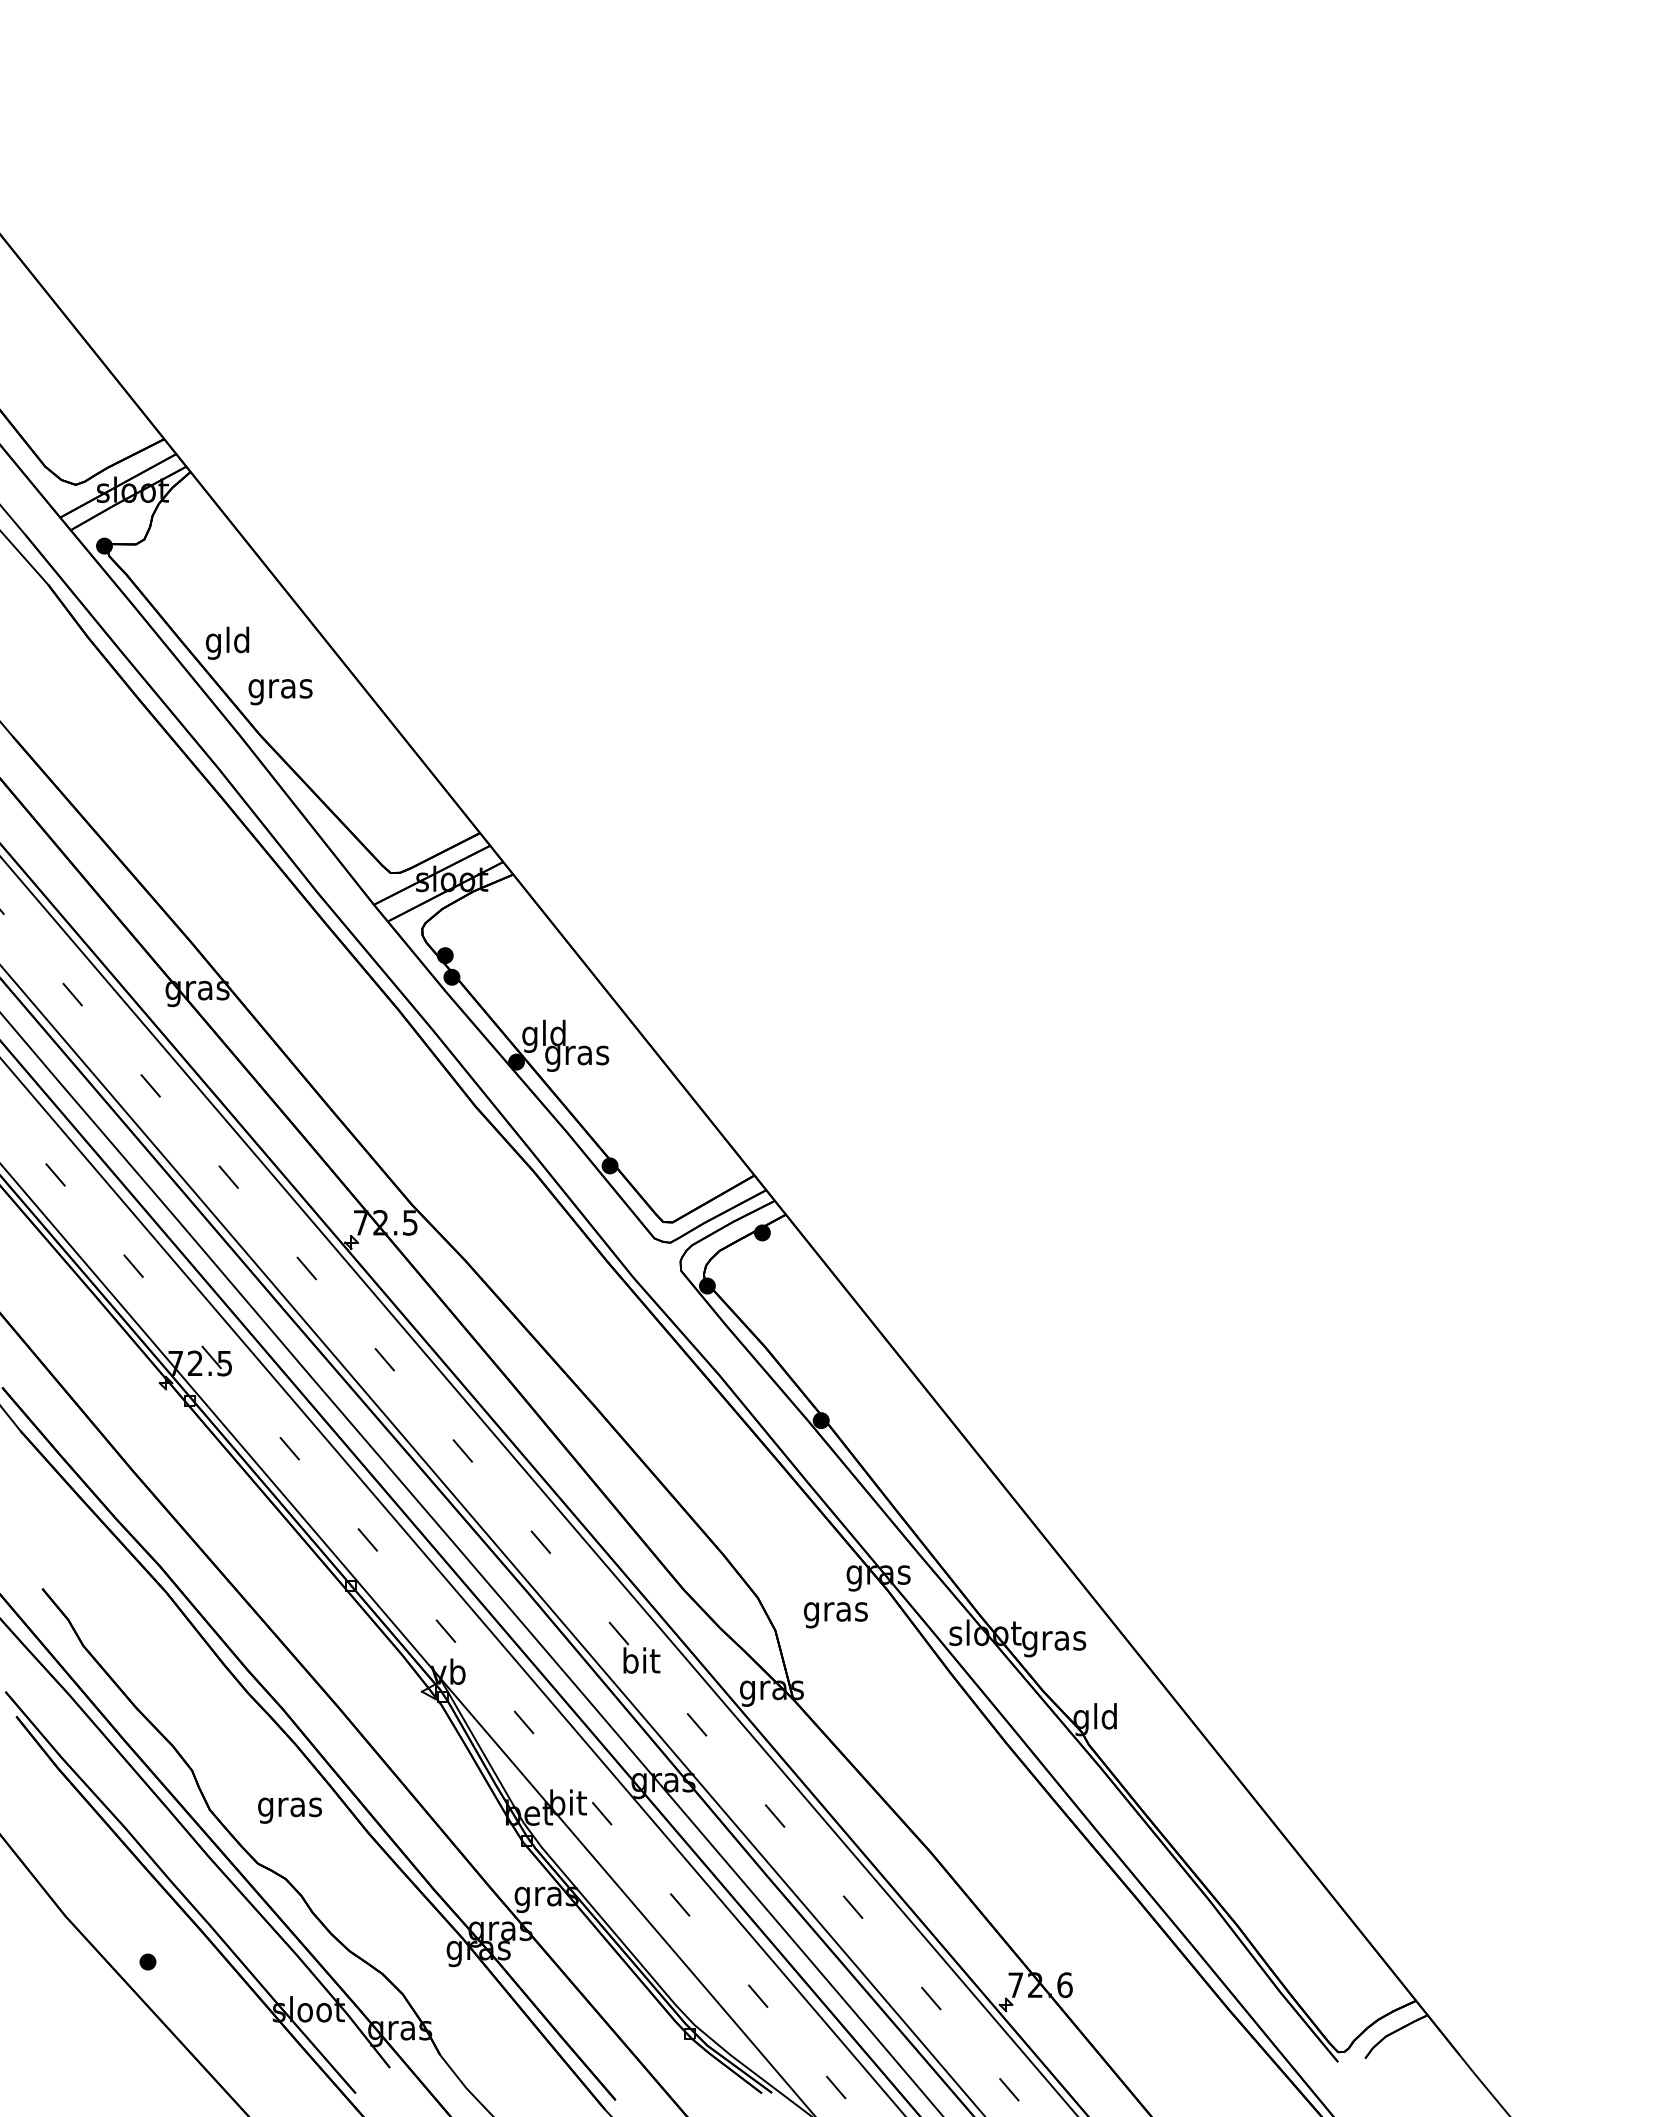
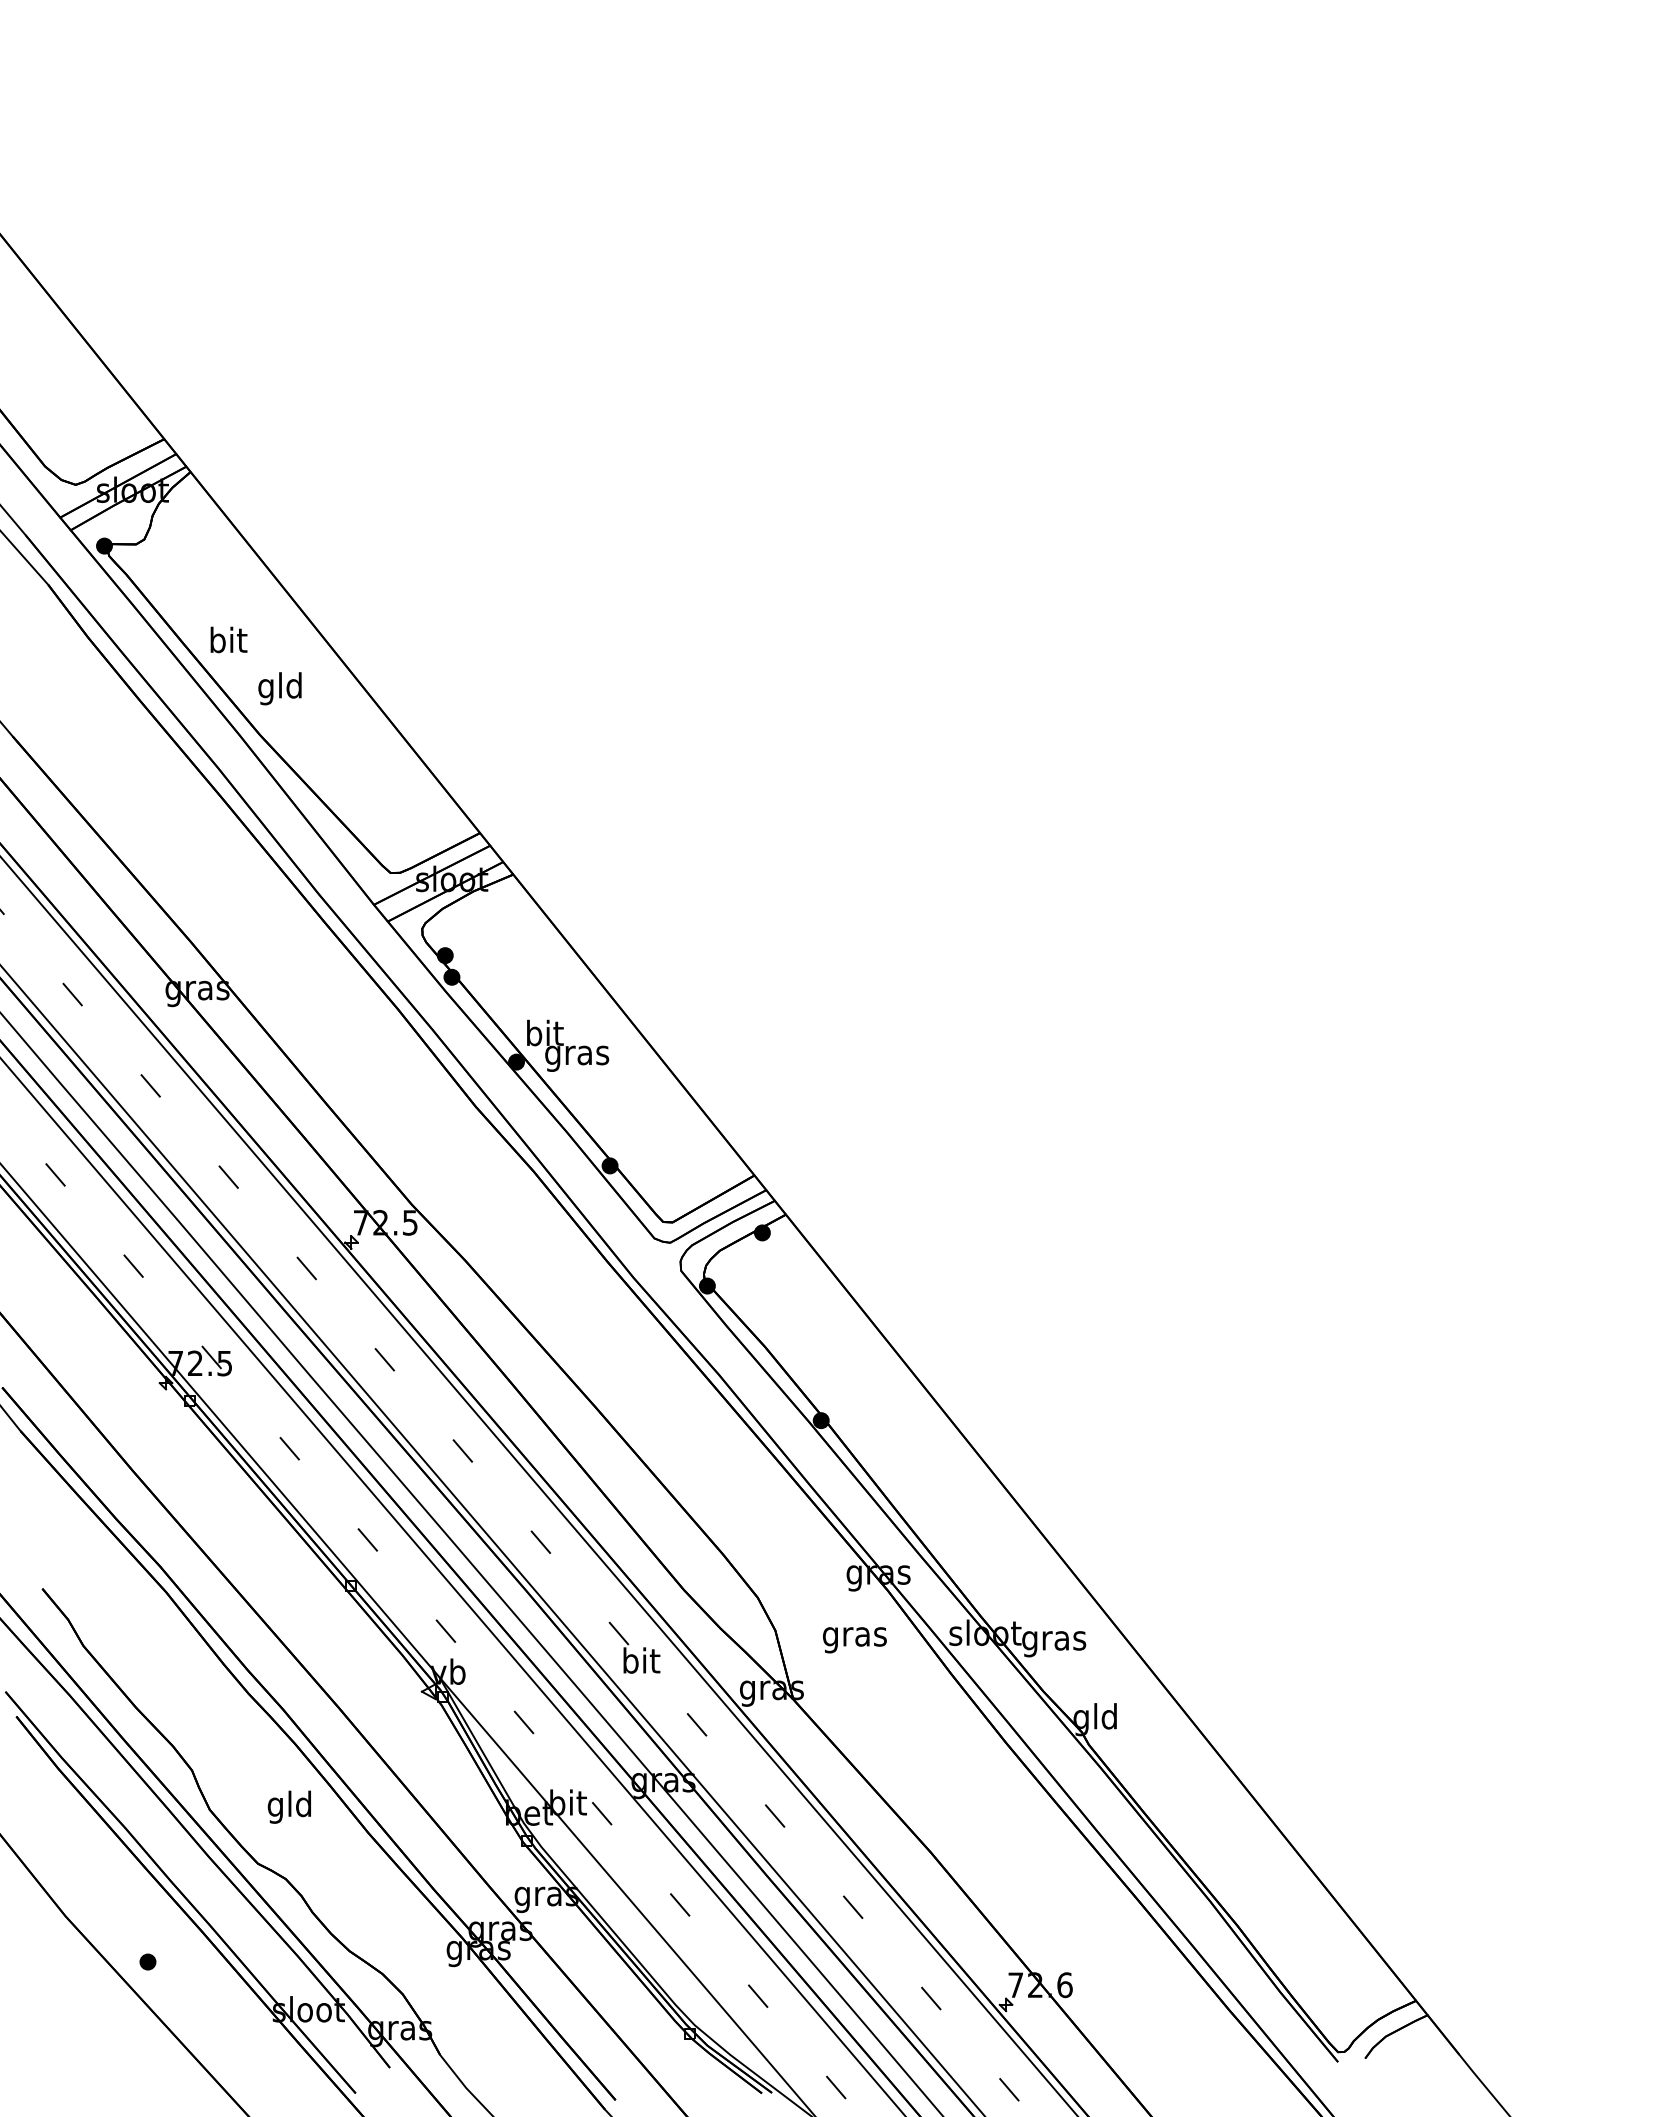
text: gld -> bit (227, 642)
text: gras -> gld (280, 688)
text: gld -> bit (543, 1035)
text position: (835, 1615) -> (854, 1640) (854, 1640)
text: gras -> gld (290, 1806)
